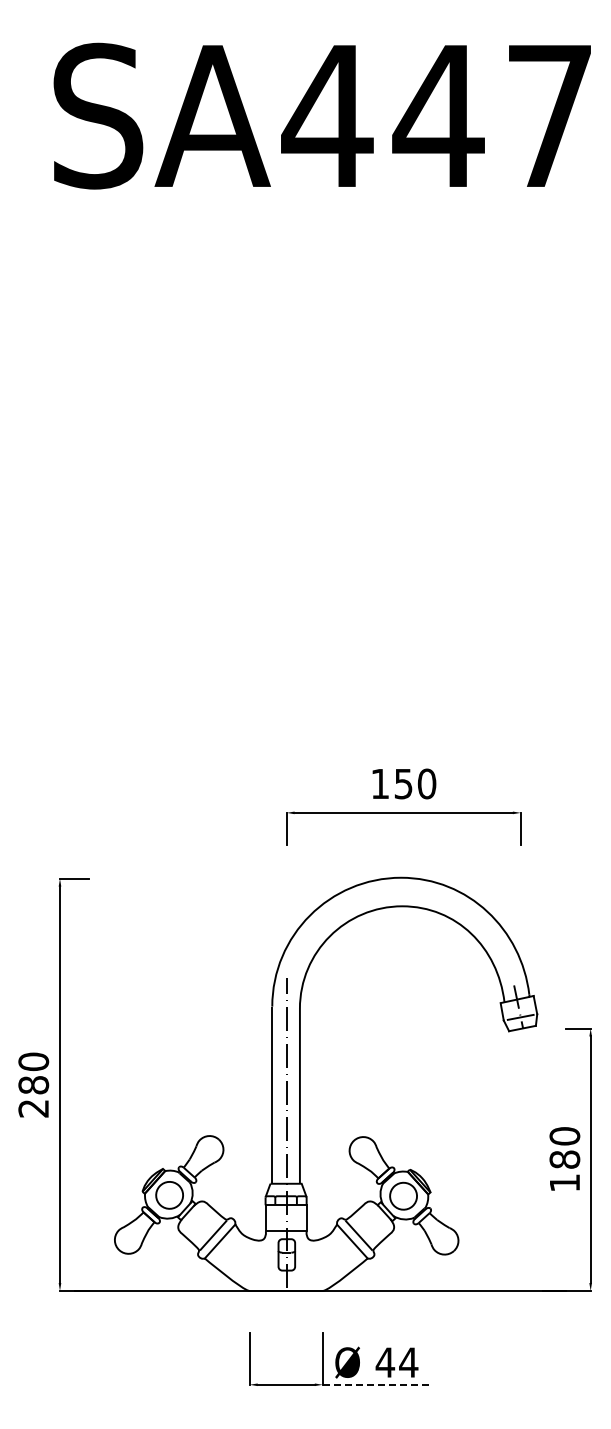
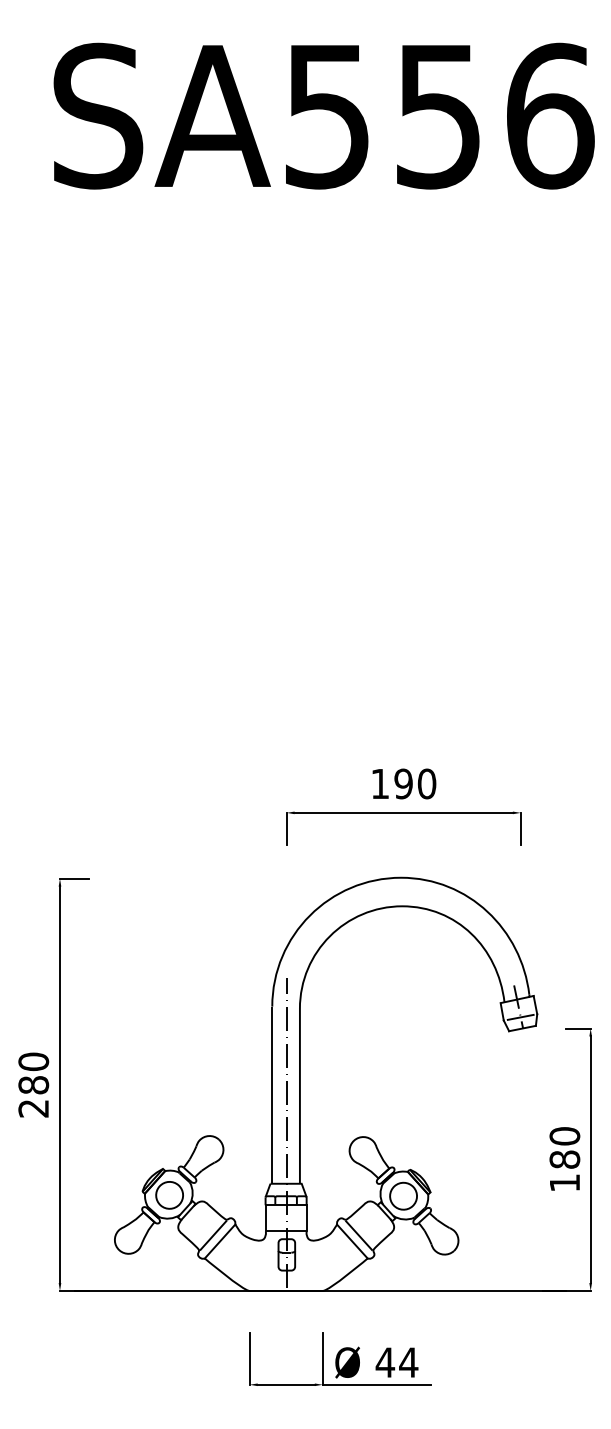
text: SA447 -> SA556 (437, 115)
text: 150 -> 190 (403, 783)
line: dashed -> solid (376, 1384)
